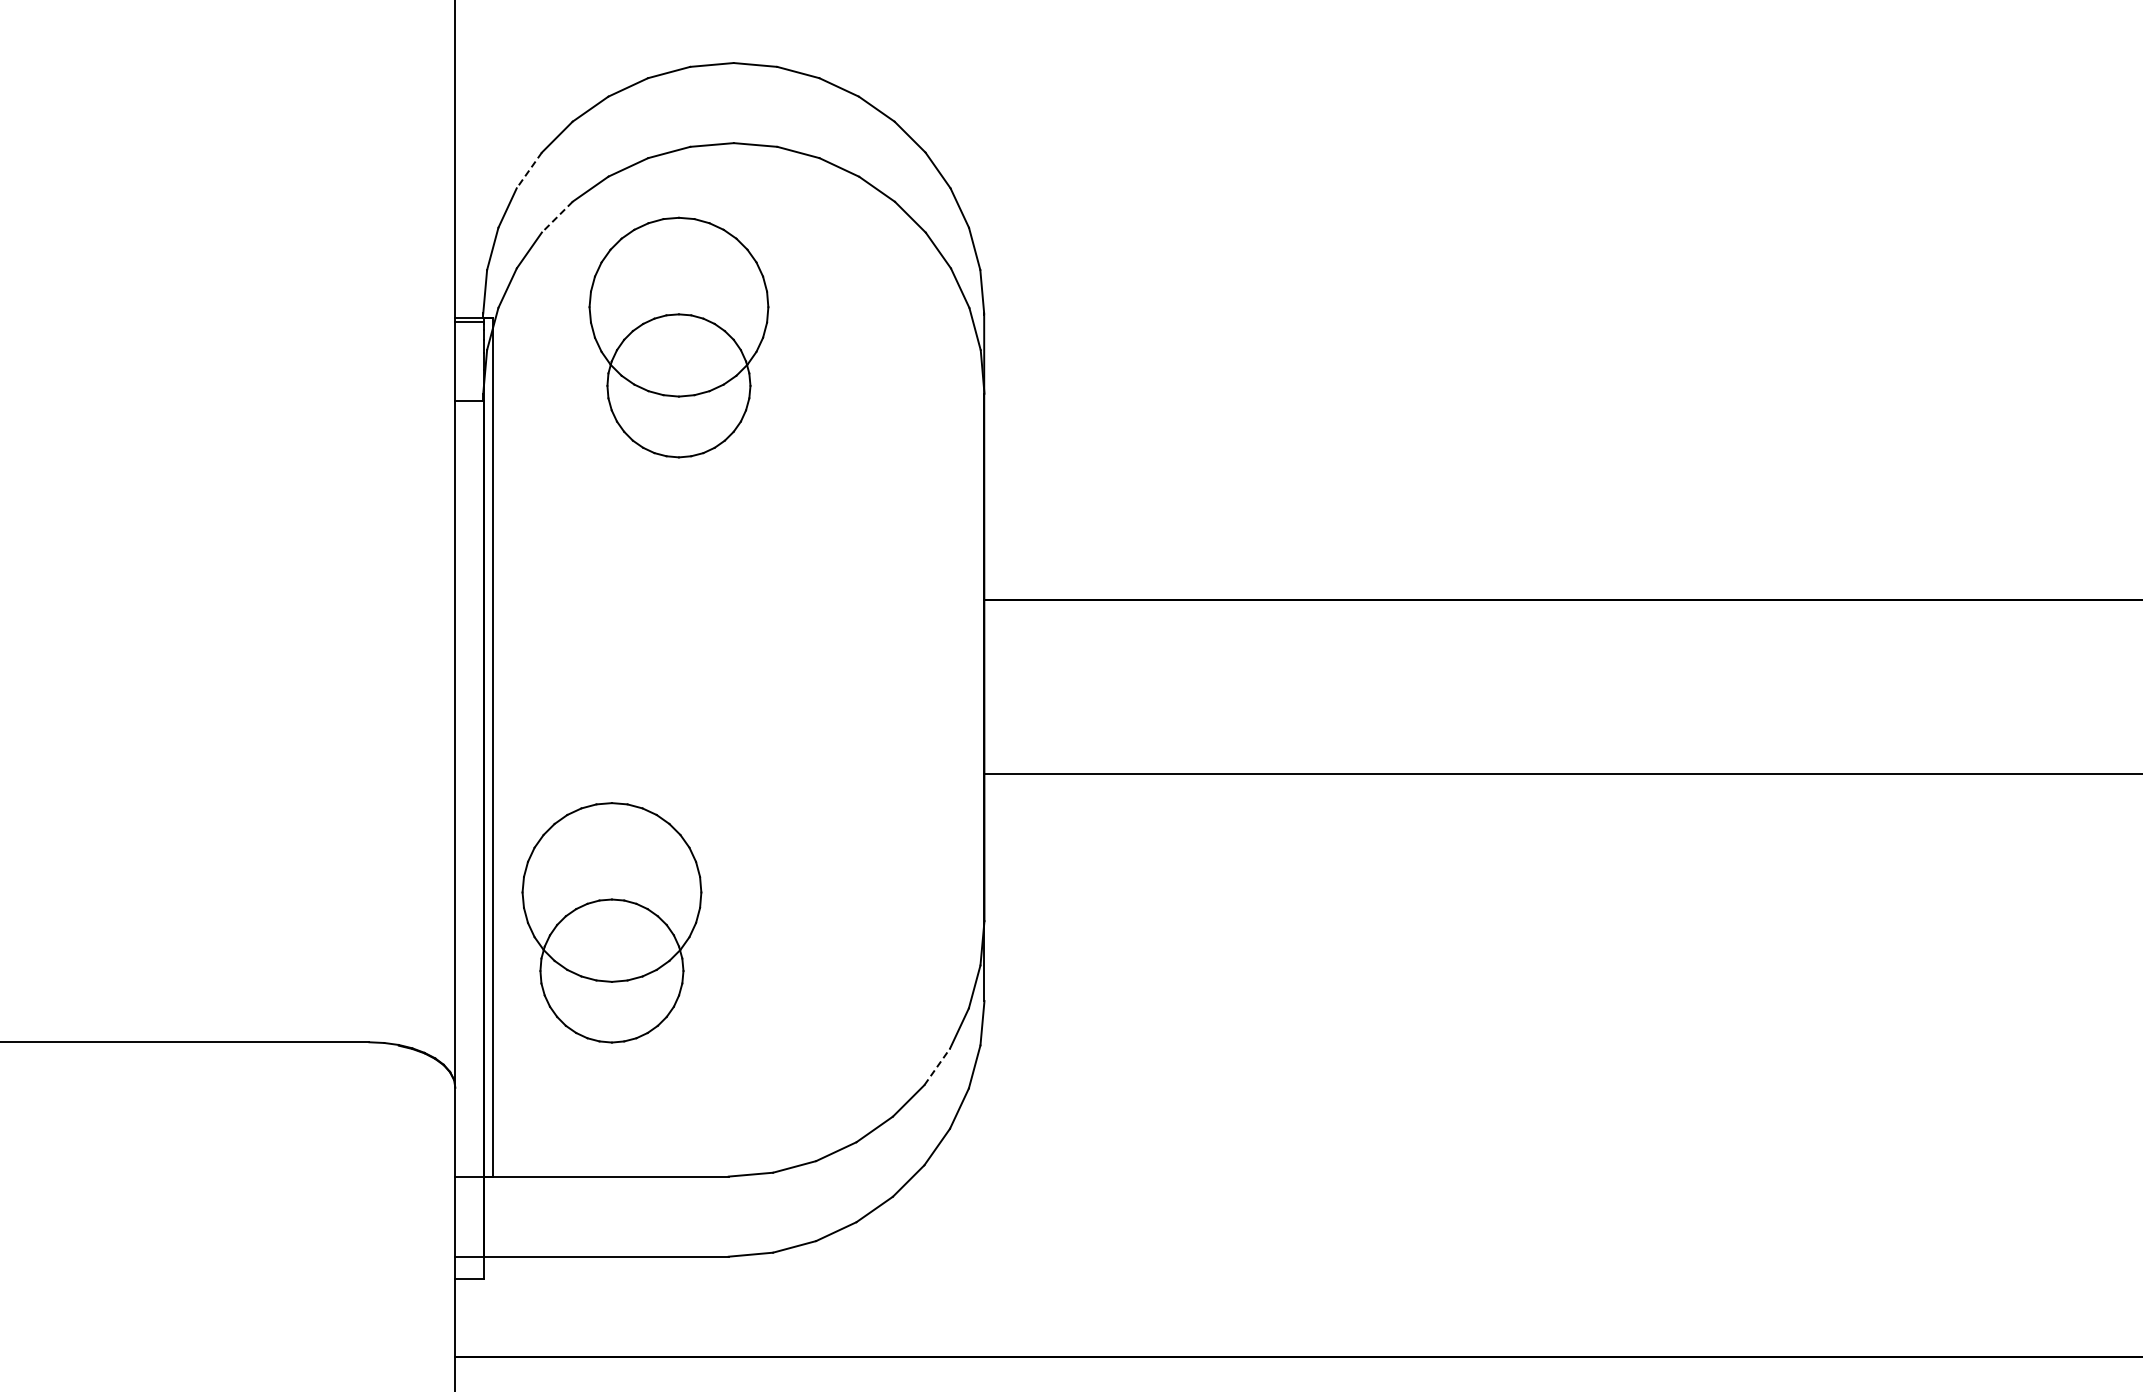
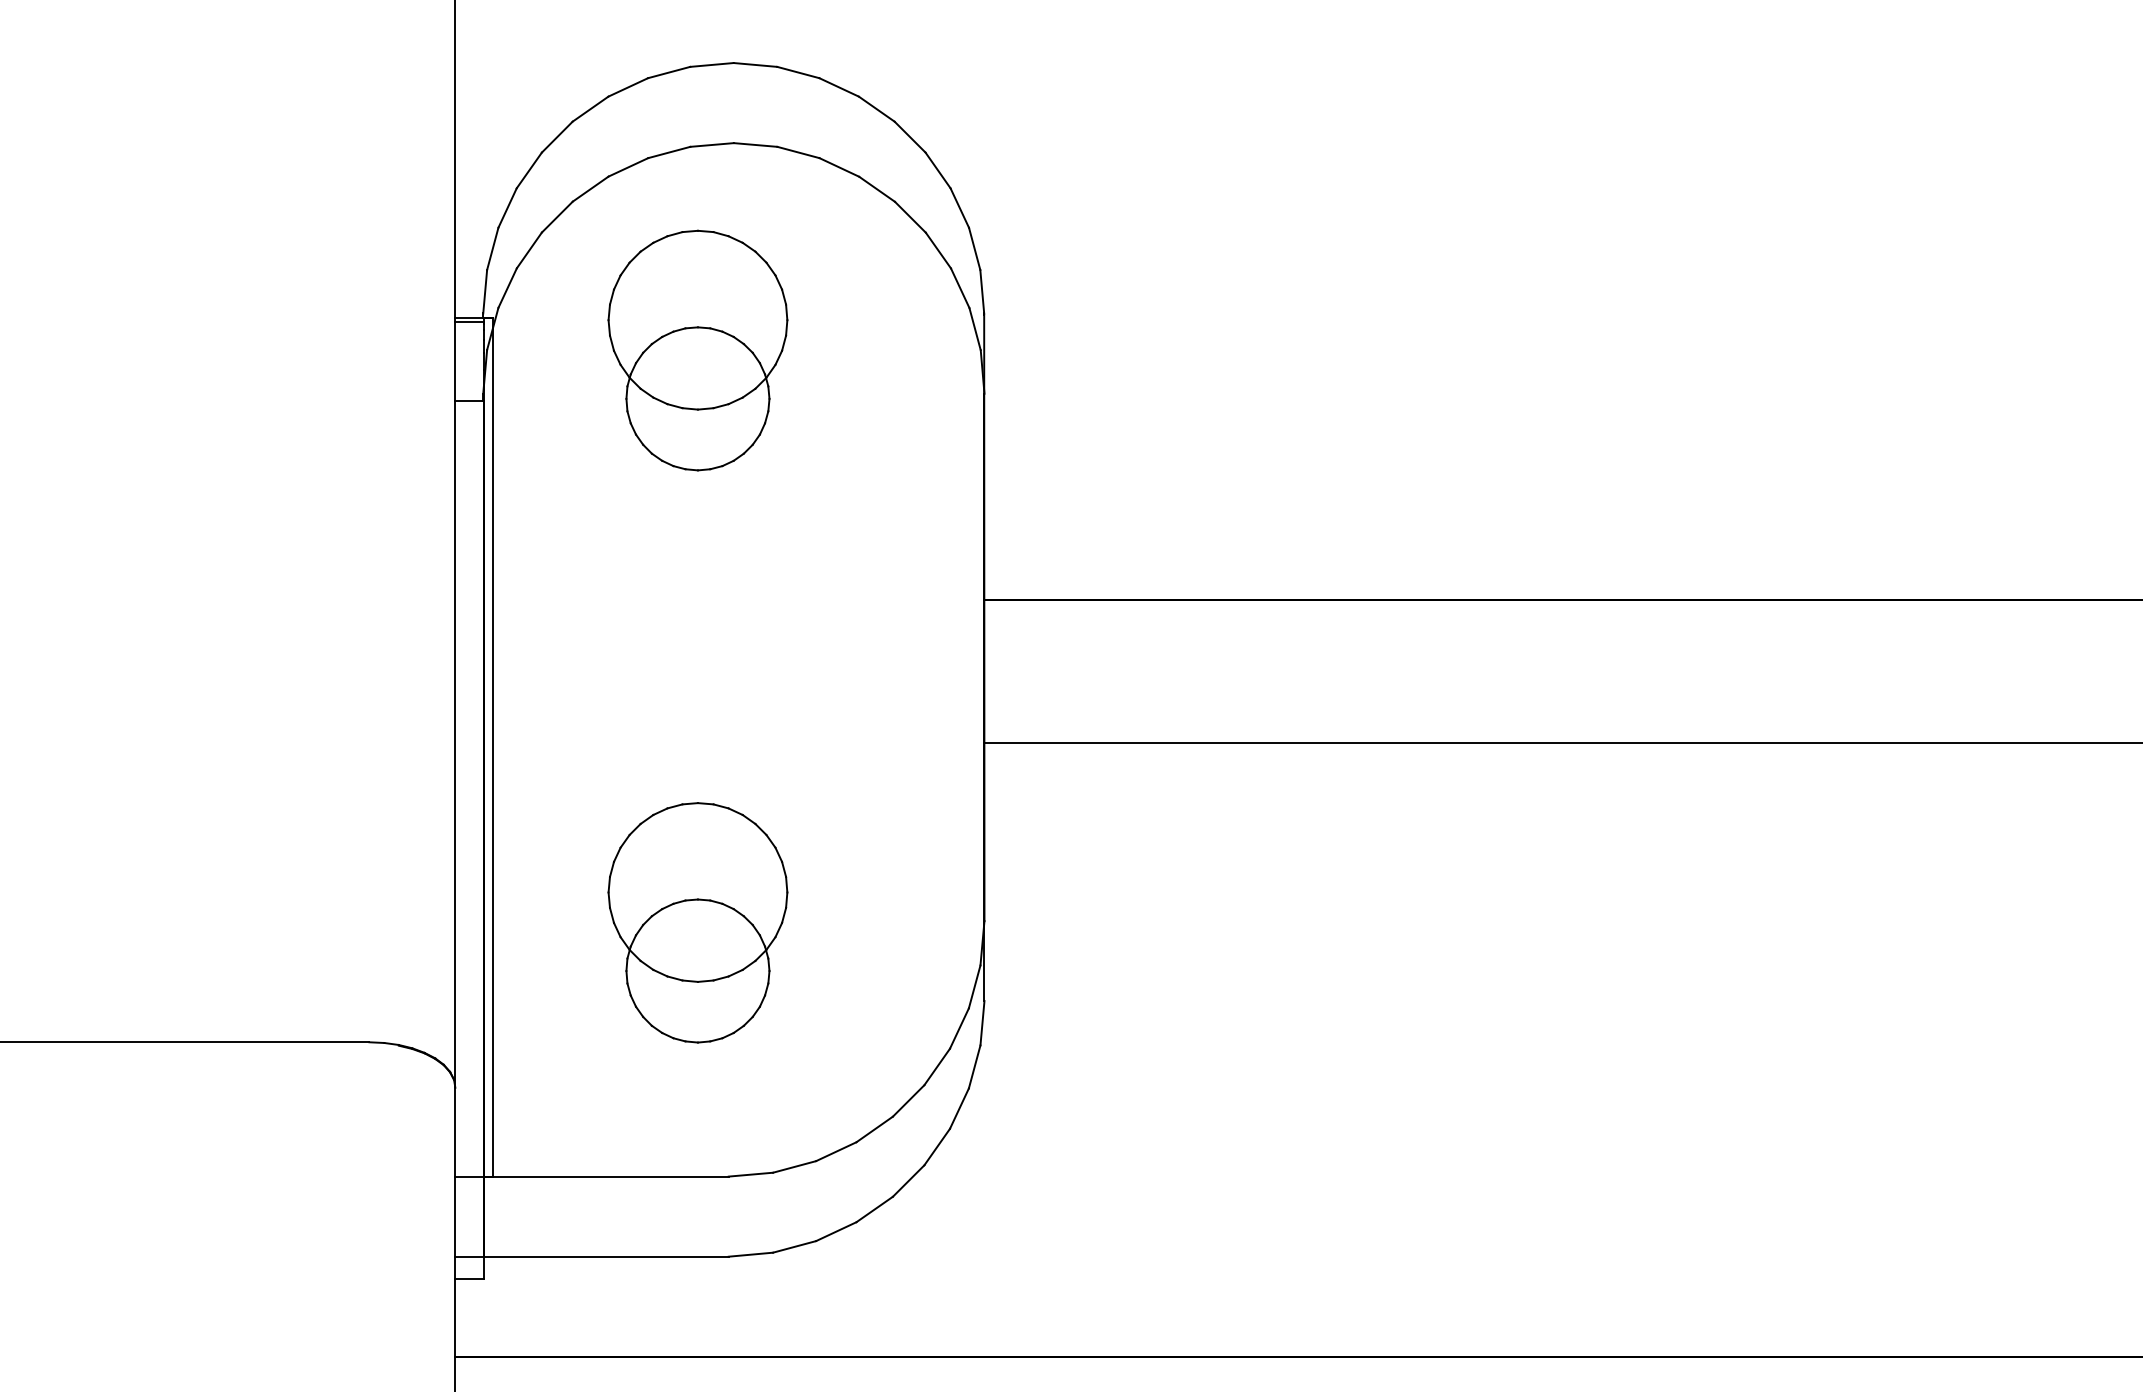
line: dashed -> solid (529, 170)
line: dashed -> solid (557, 217)
part position: (678, 337) -> (697, 350) (697, 350)
line position: (1561, 774) -> (1561, 743) (1561, 743)
part position: (611, 922) -> (697, 922) (697, 922)
line: dashed -> solid (937, 1066)
